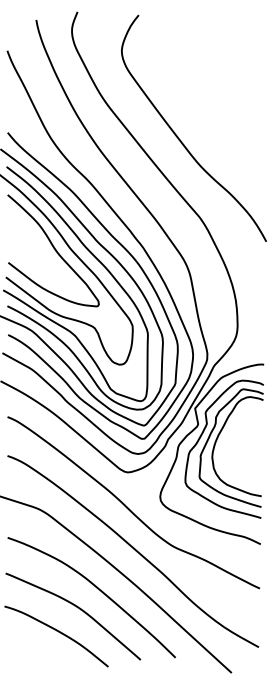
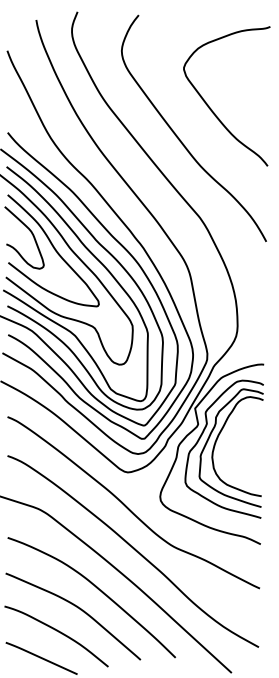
curve: none -> present (211, 108)
curve: none -> present (31, 234)
line: none -> present (41, 658)
